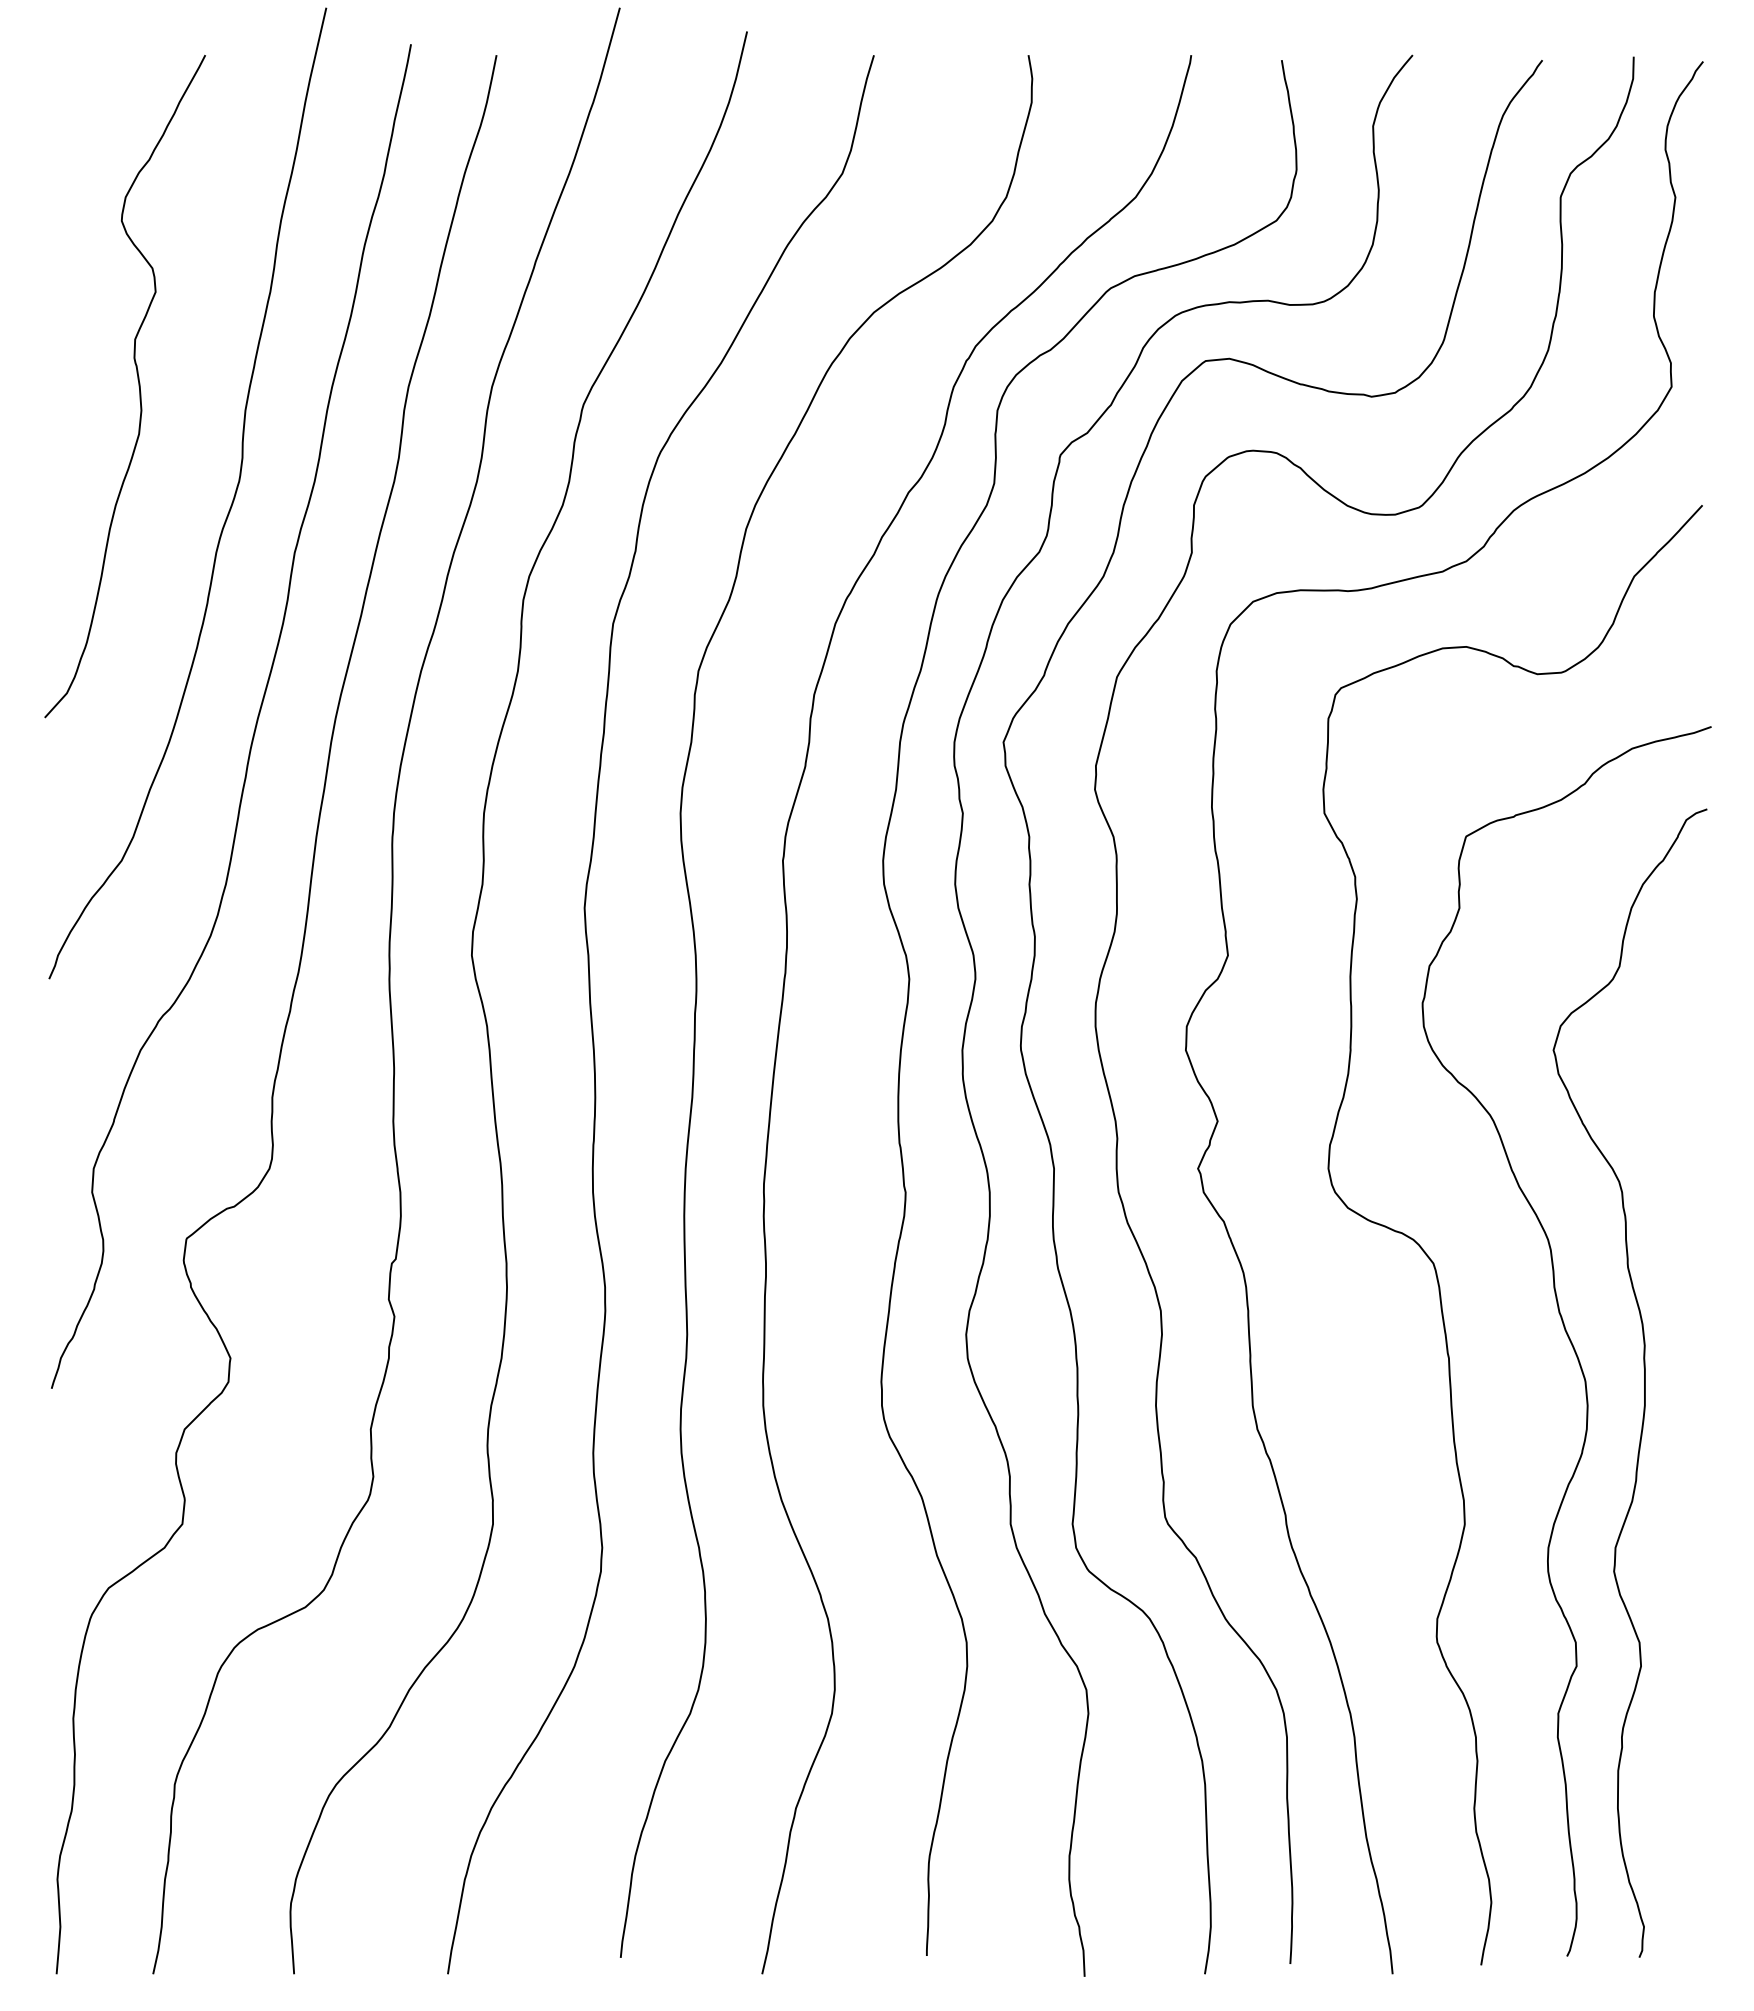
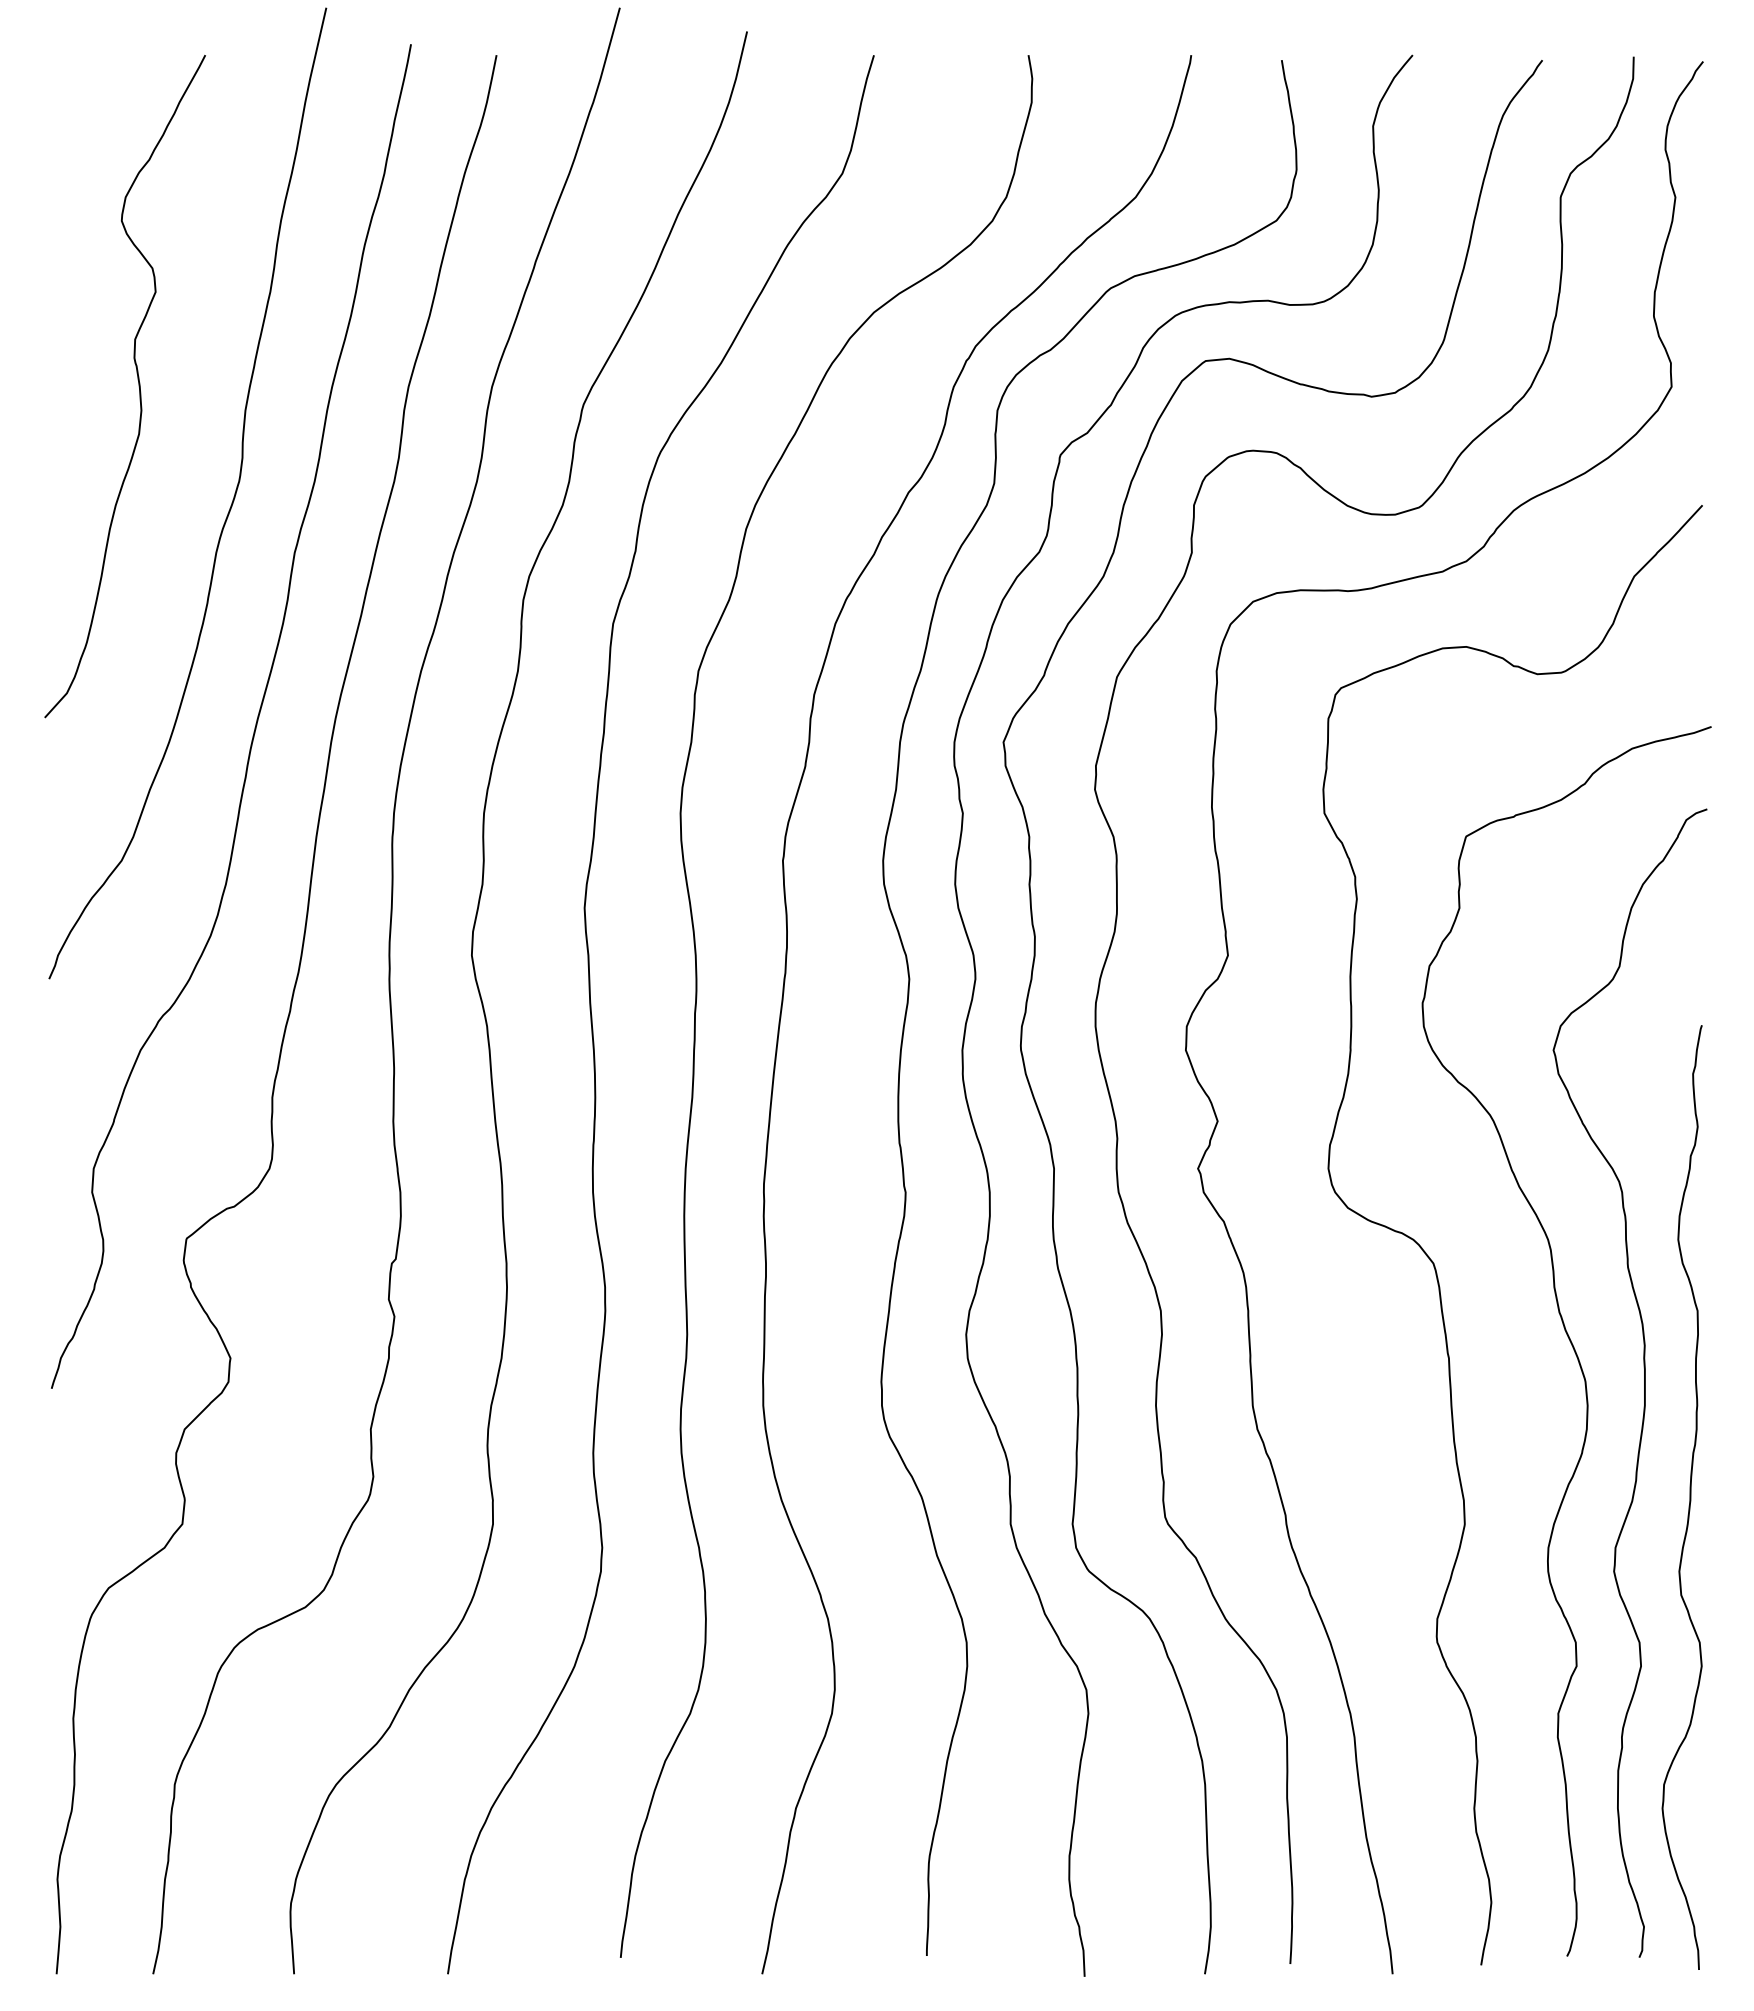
curve: none -> present (1689, 1497)
